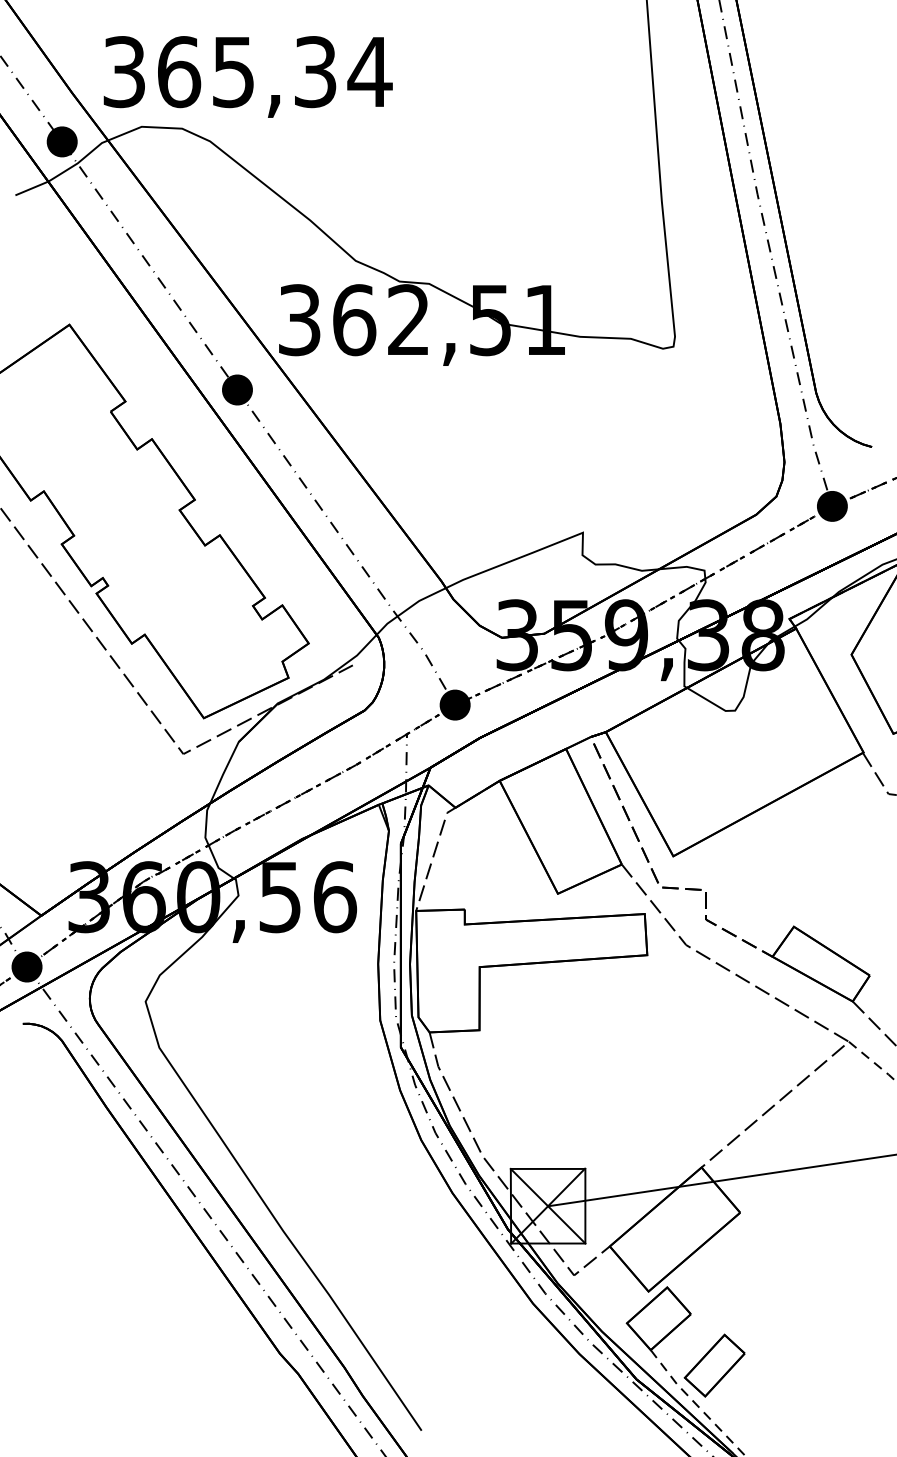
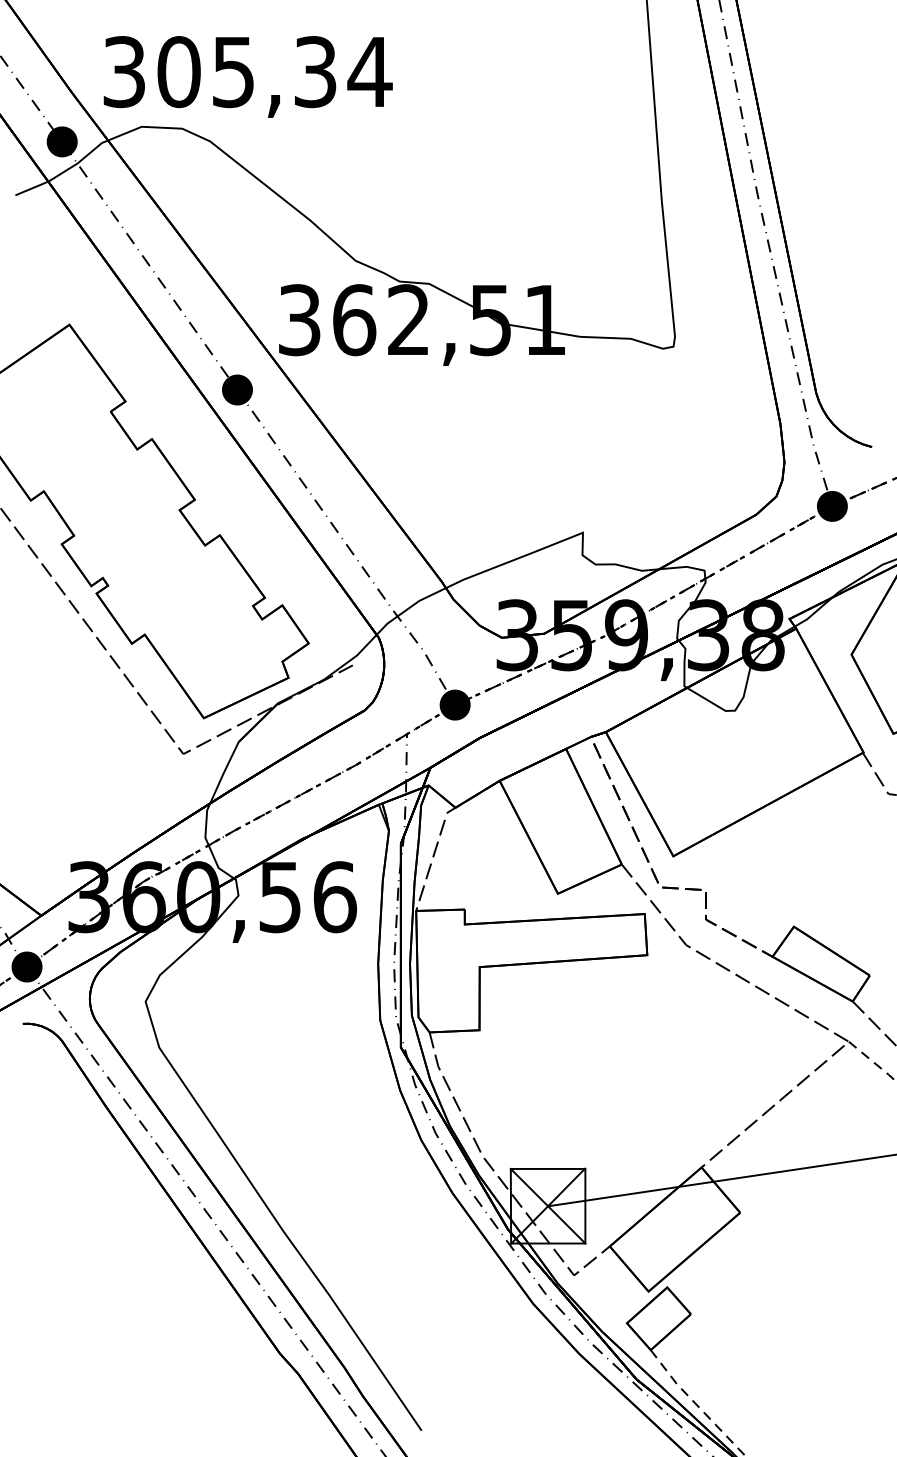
text: 365,34 -> 305,34 (179, 71)
part: present -> none (714, 1365)
